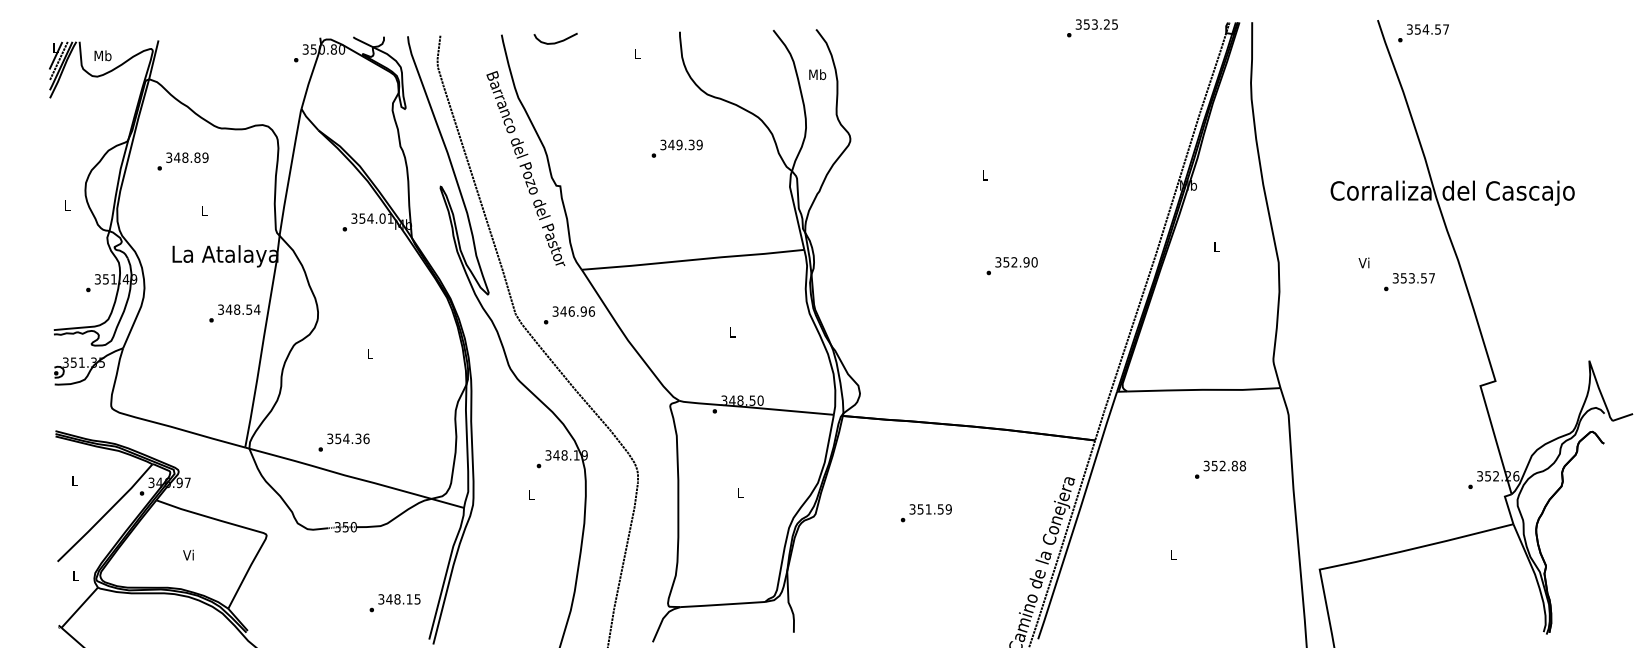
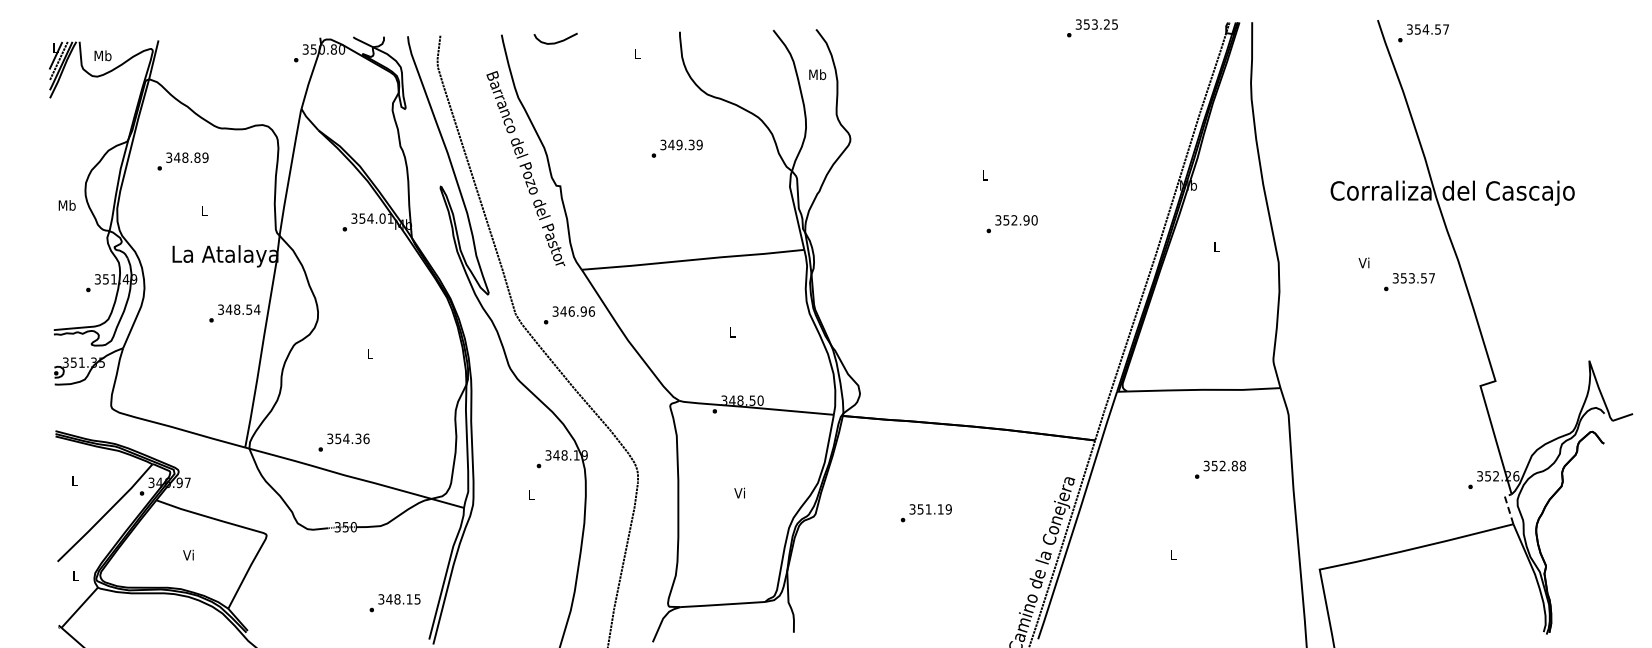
text: L -> Mb (66, 205)
text position: (1011, 266) -> (1011, 224) (1011, 224)
text: L -> Vi (739, 492)
line: solid -> dashed (1507, 506)
text: 351.59 -> 351.19 (940, 509)
